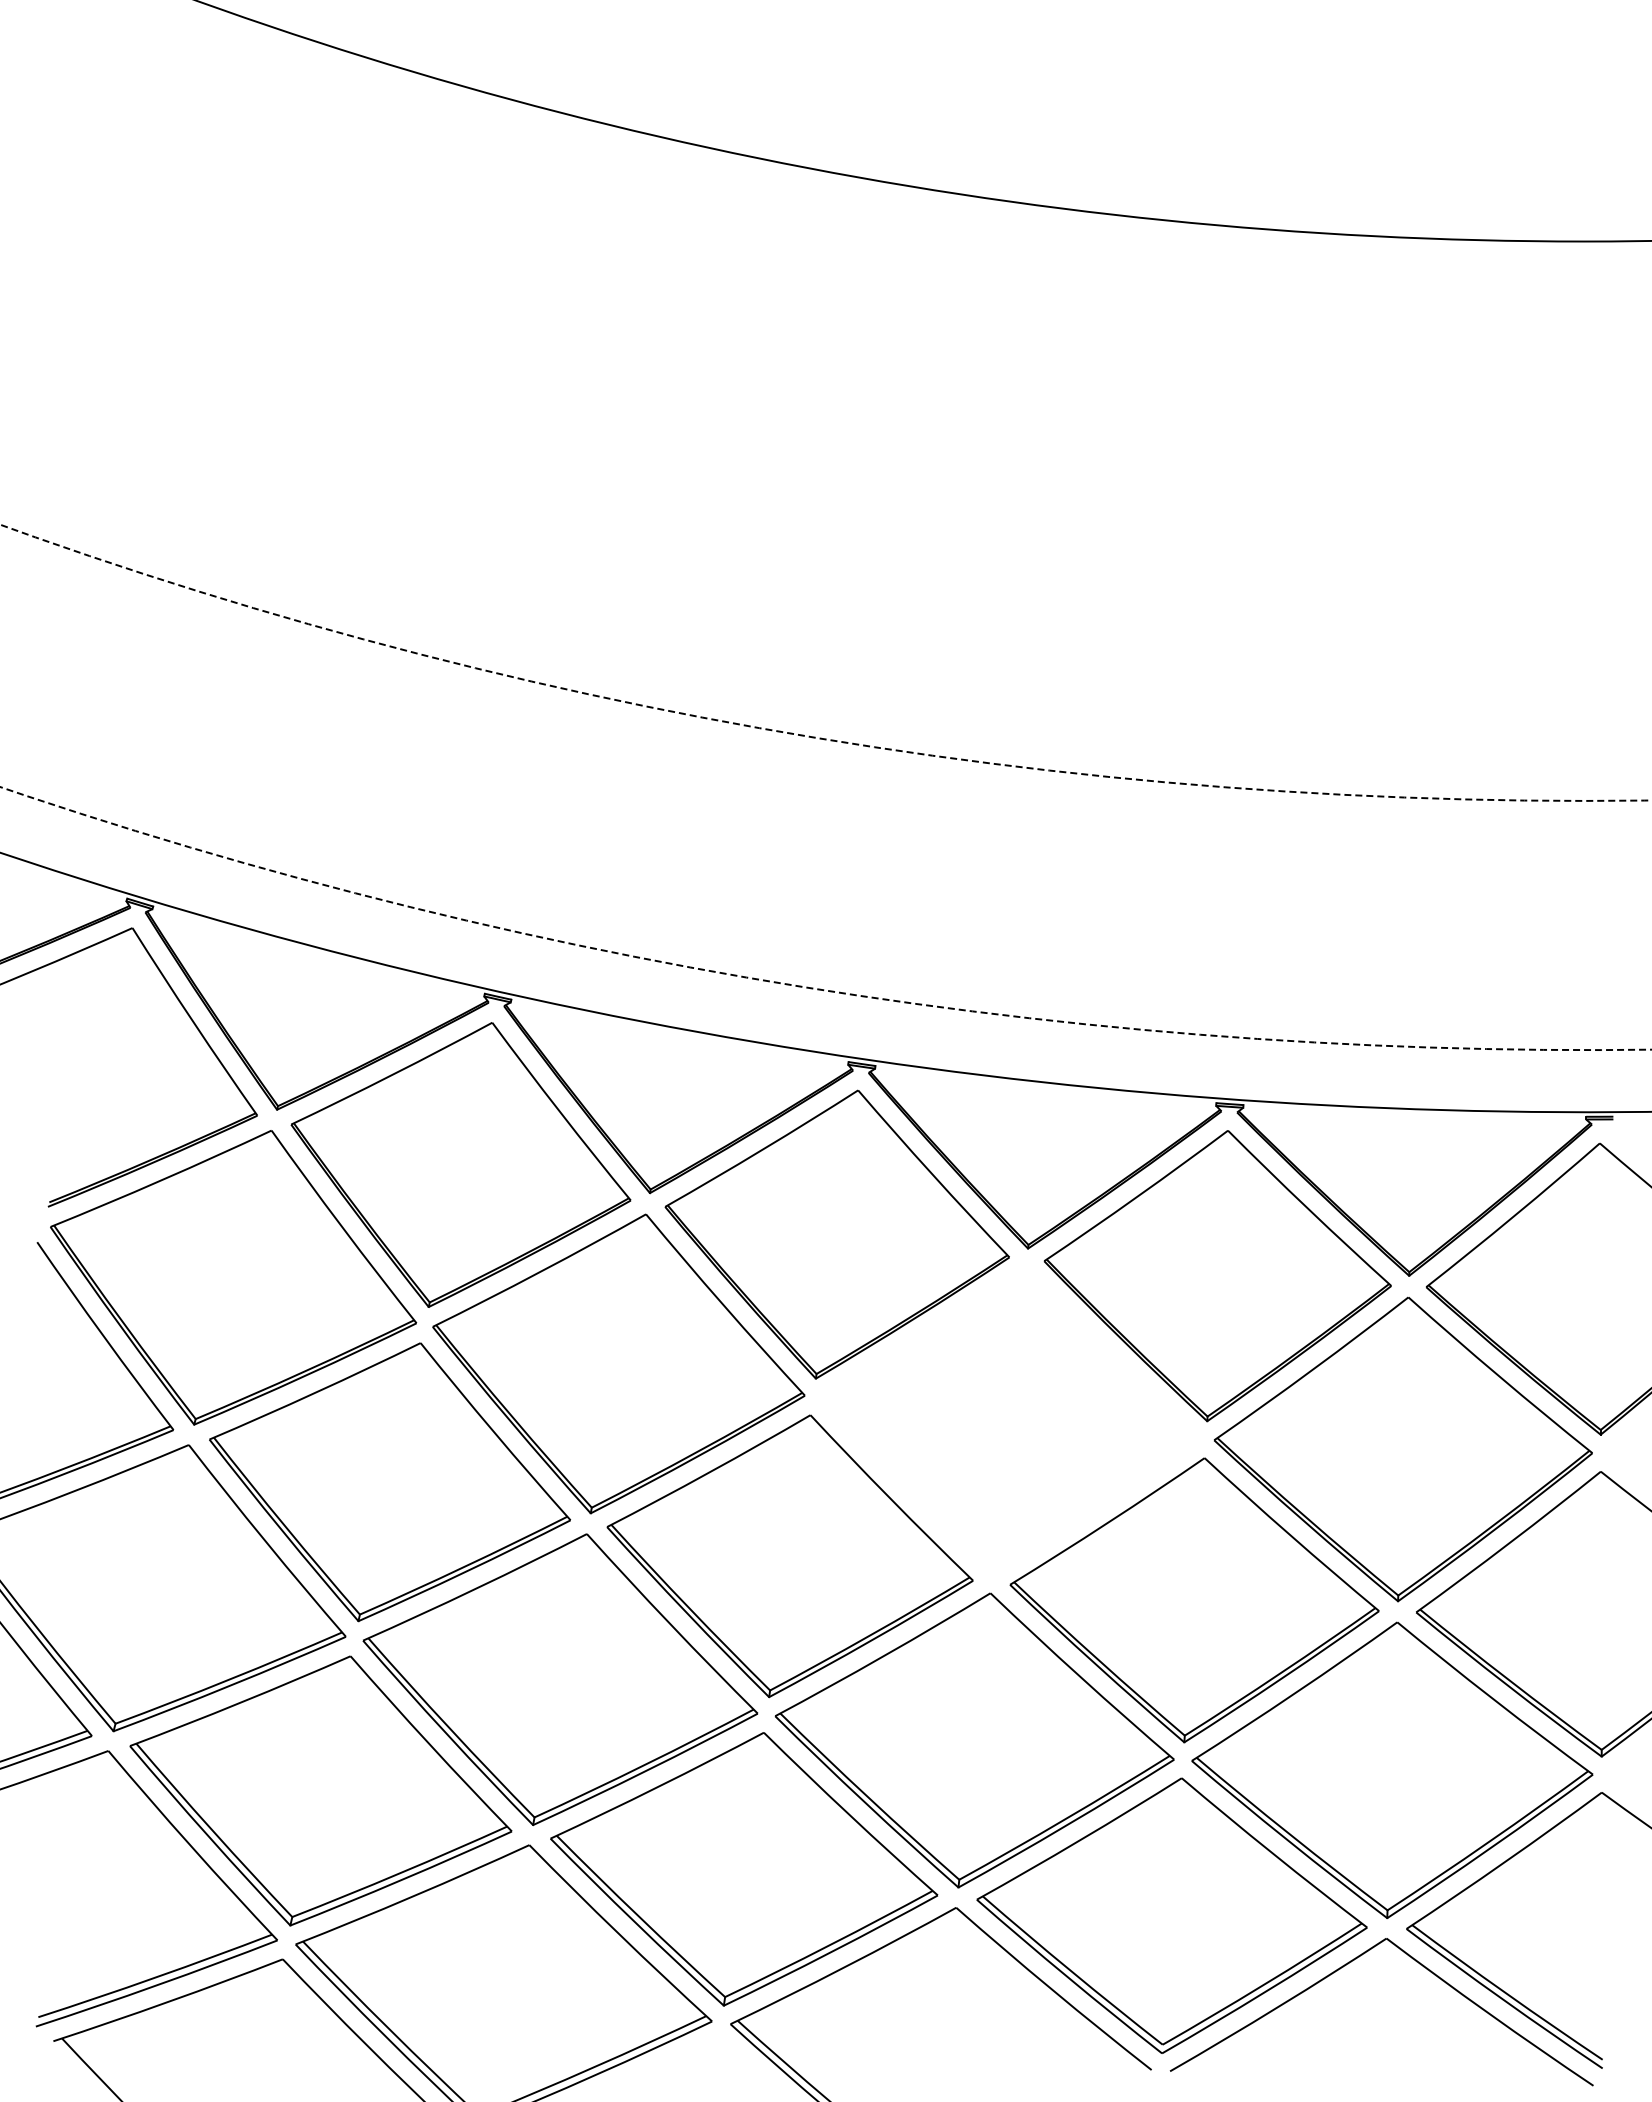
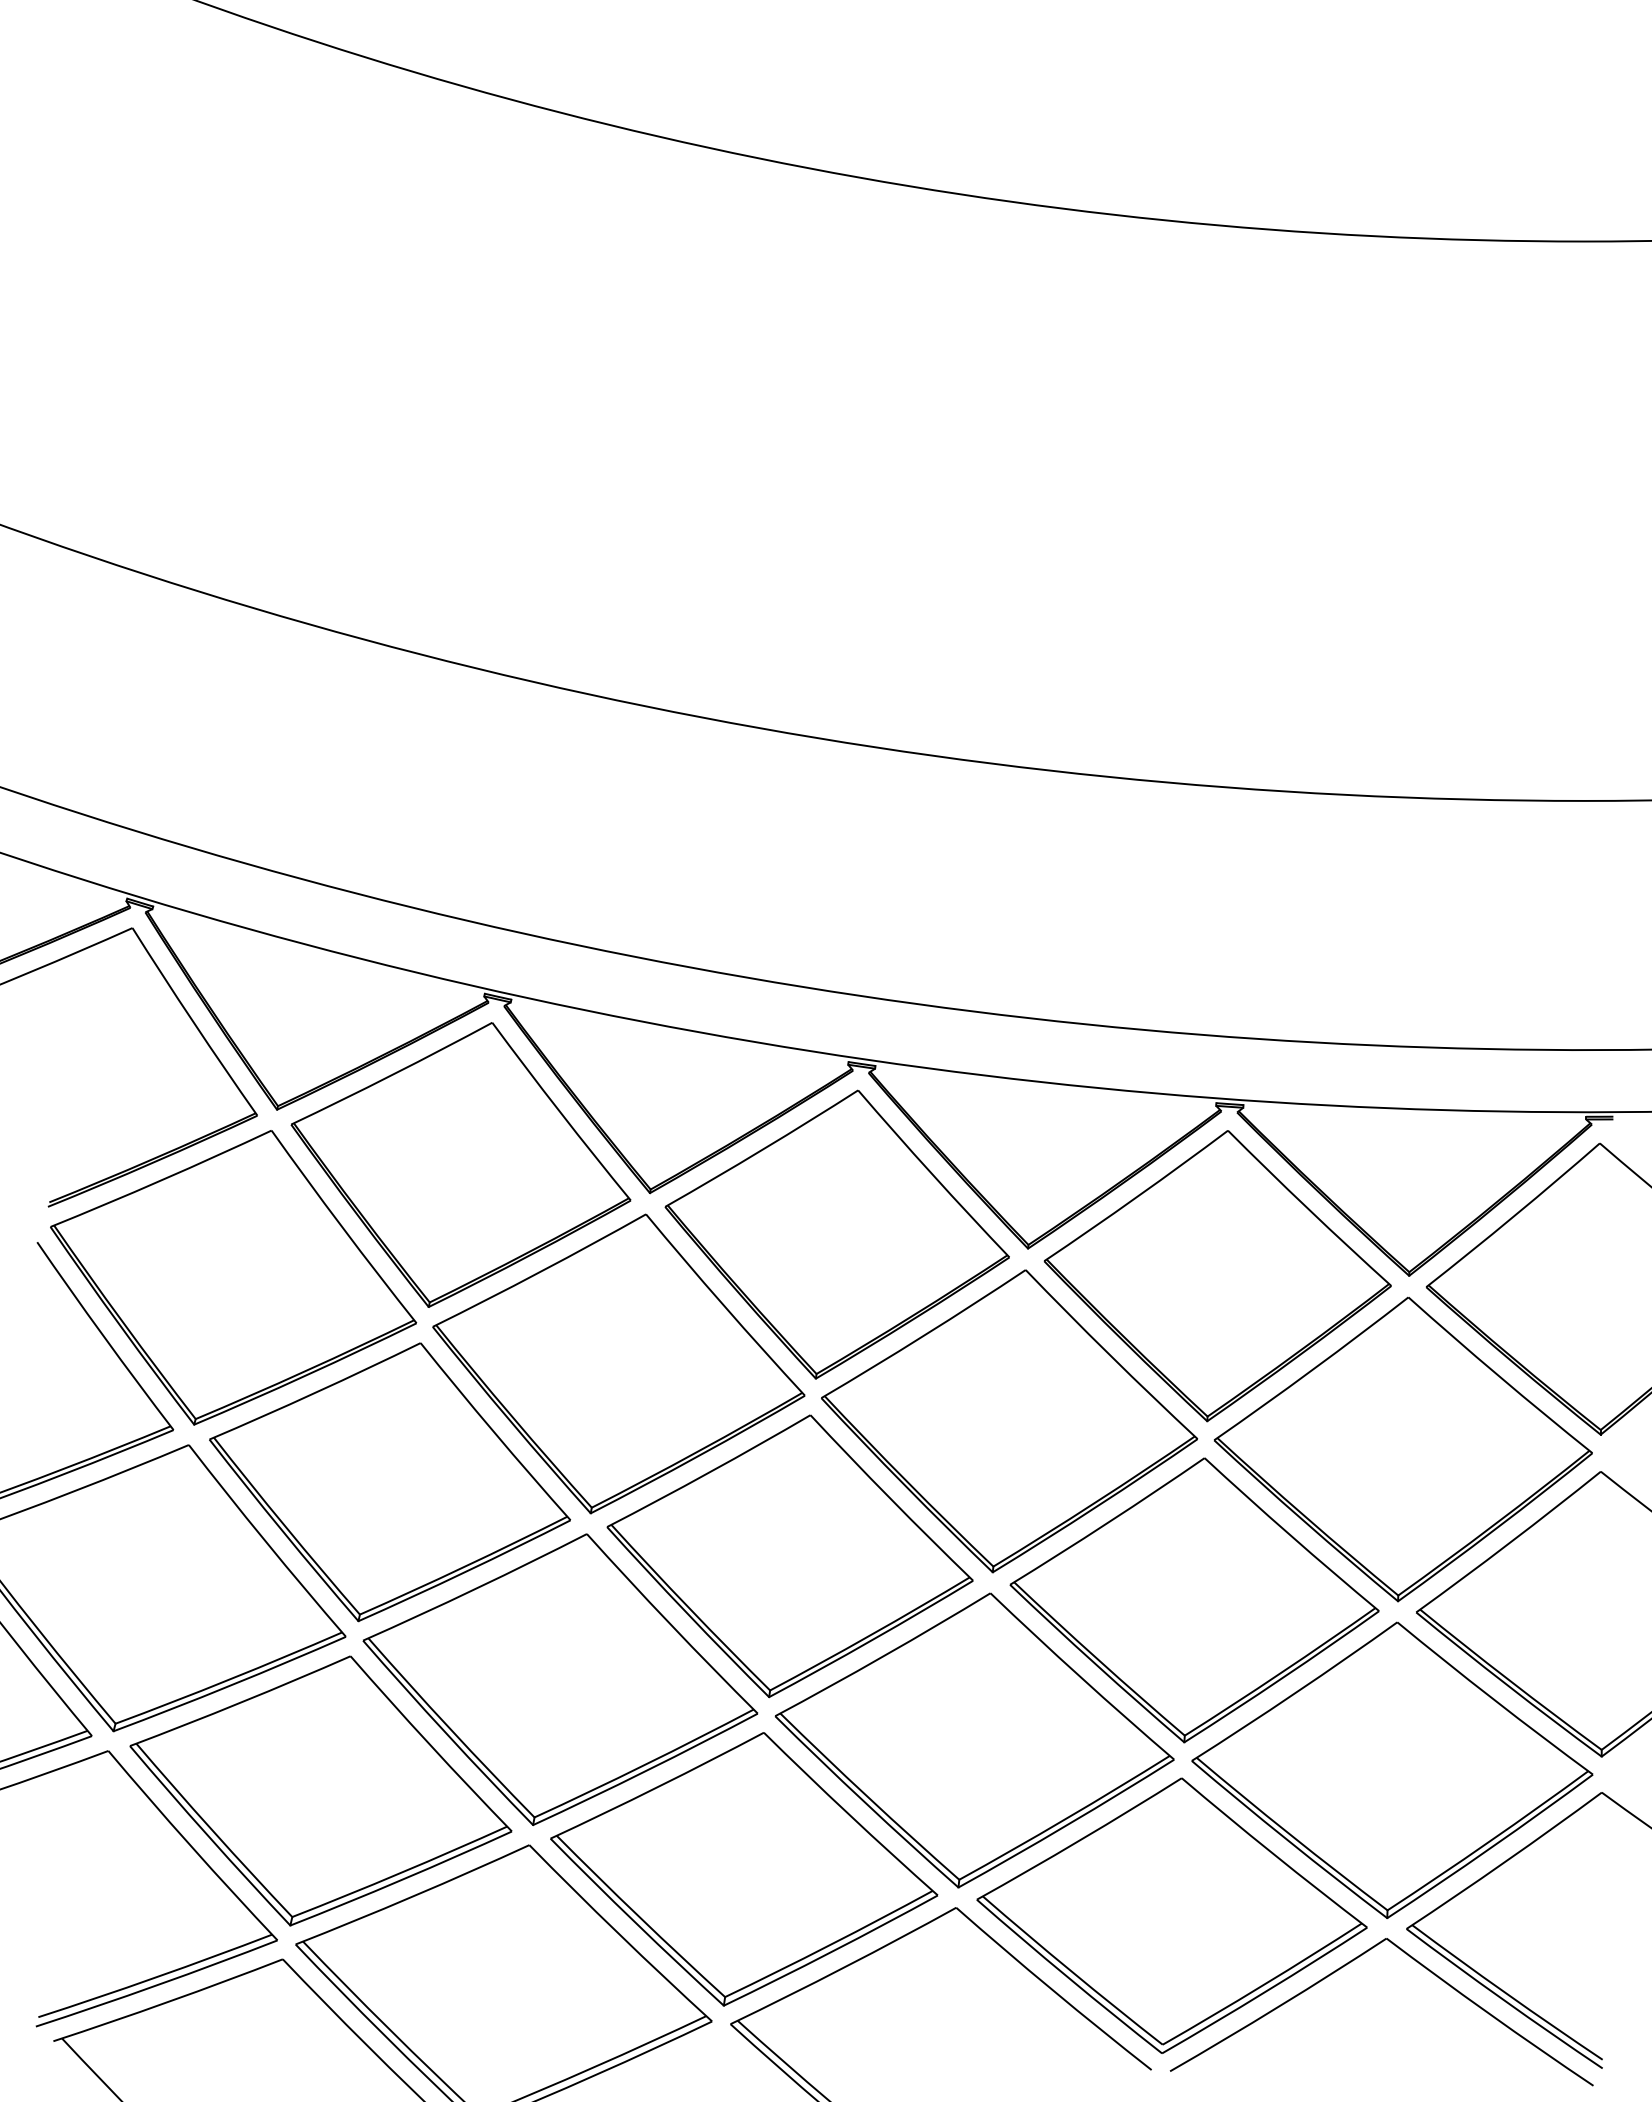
circle: dashed -> solid (825, 662)
arc: dashed -> solid (813, 988)
part: none -> present (1009, 1421)
